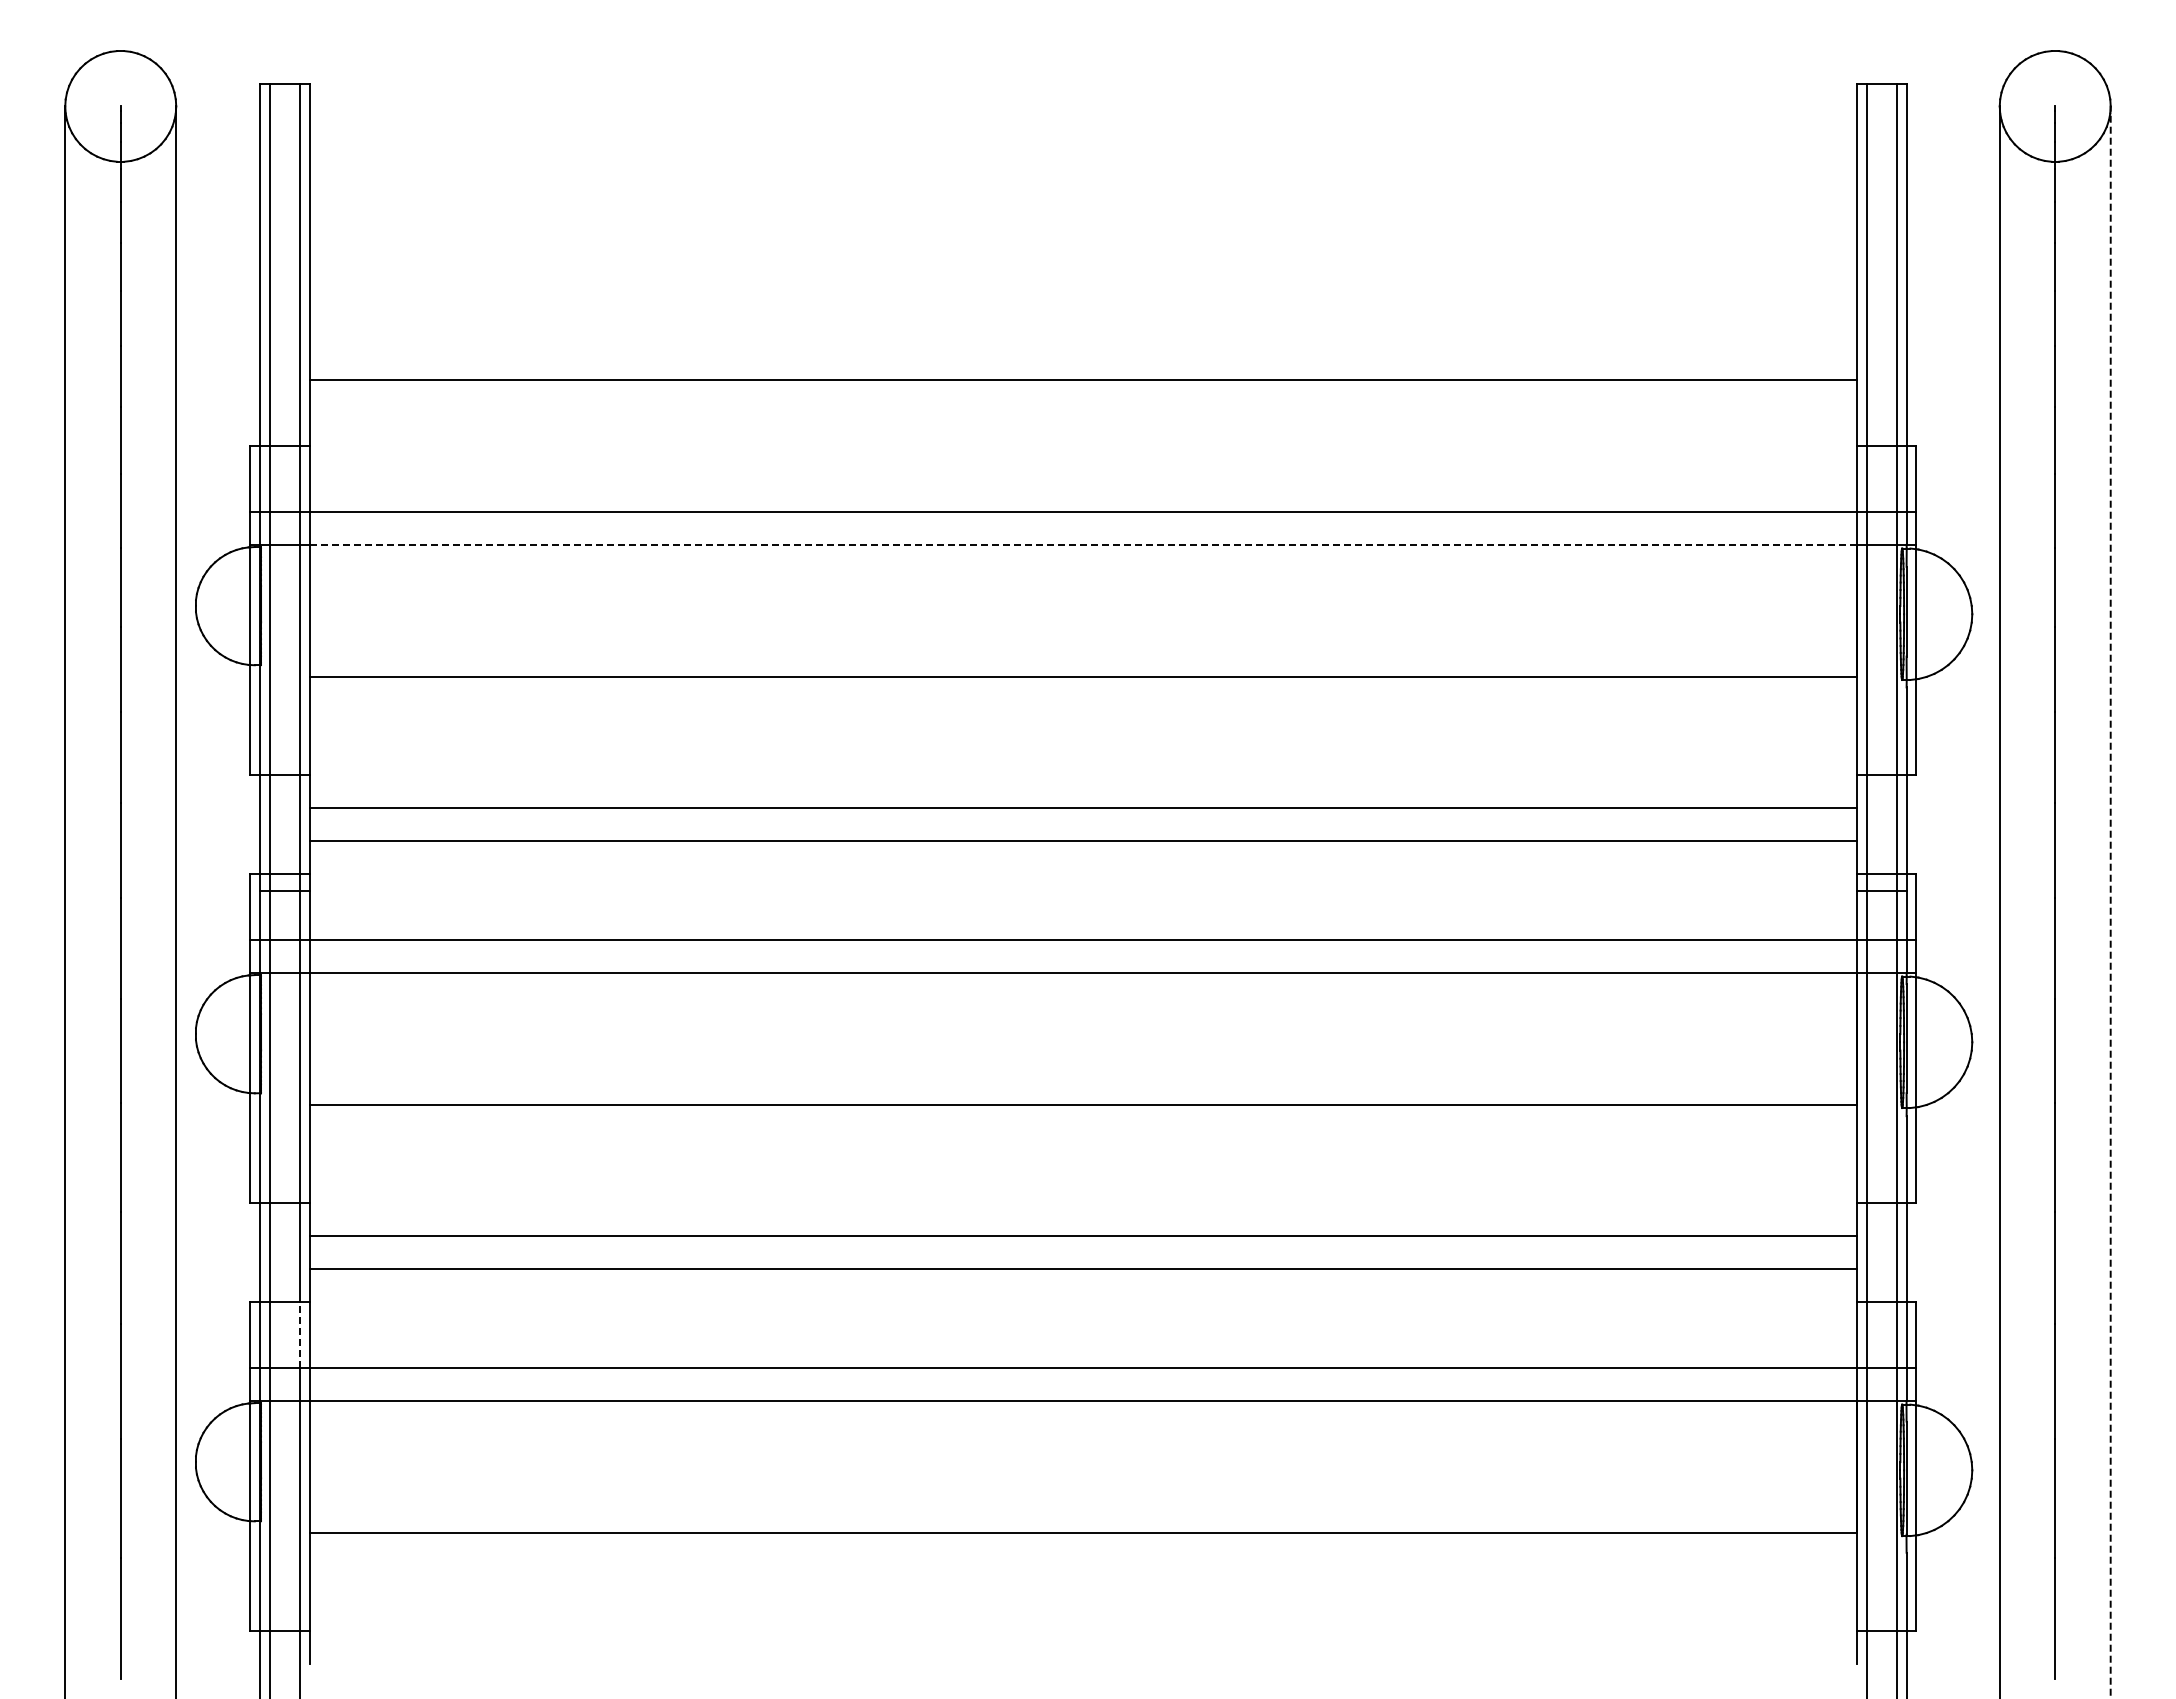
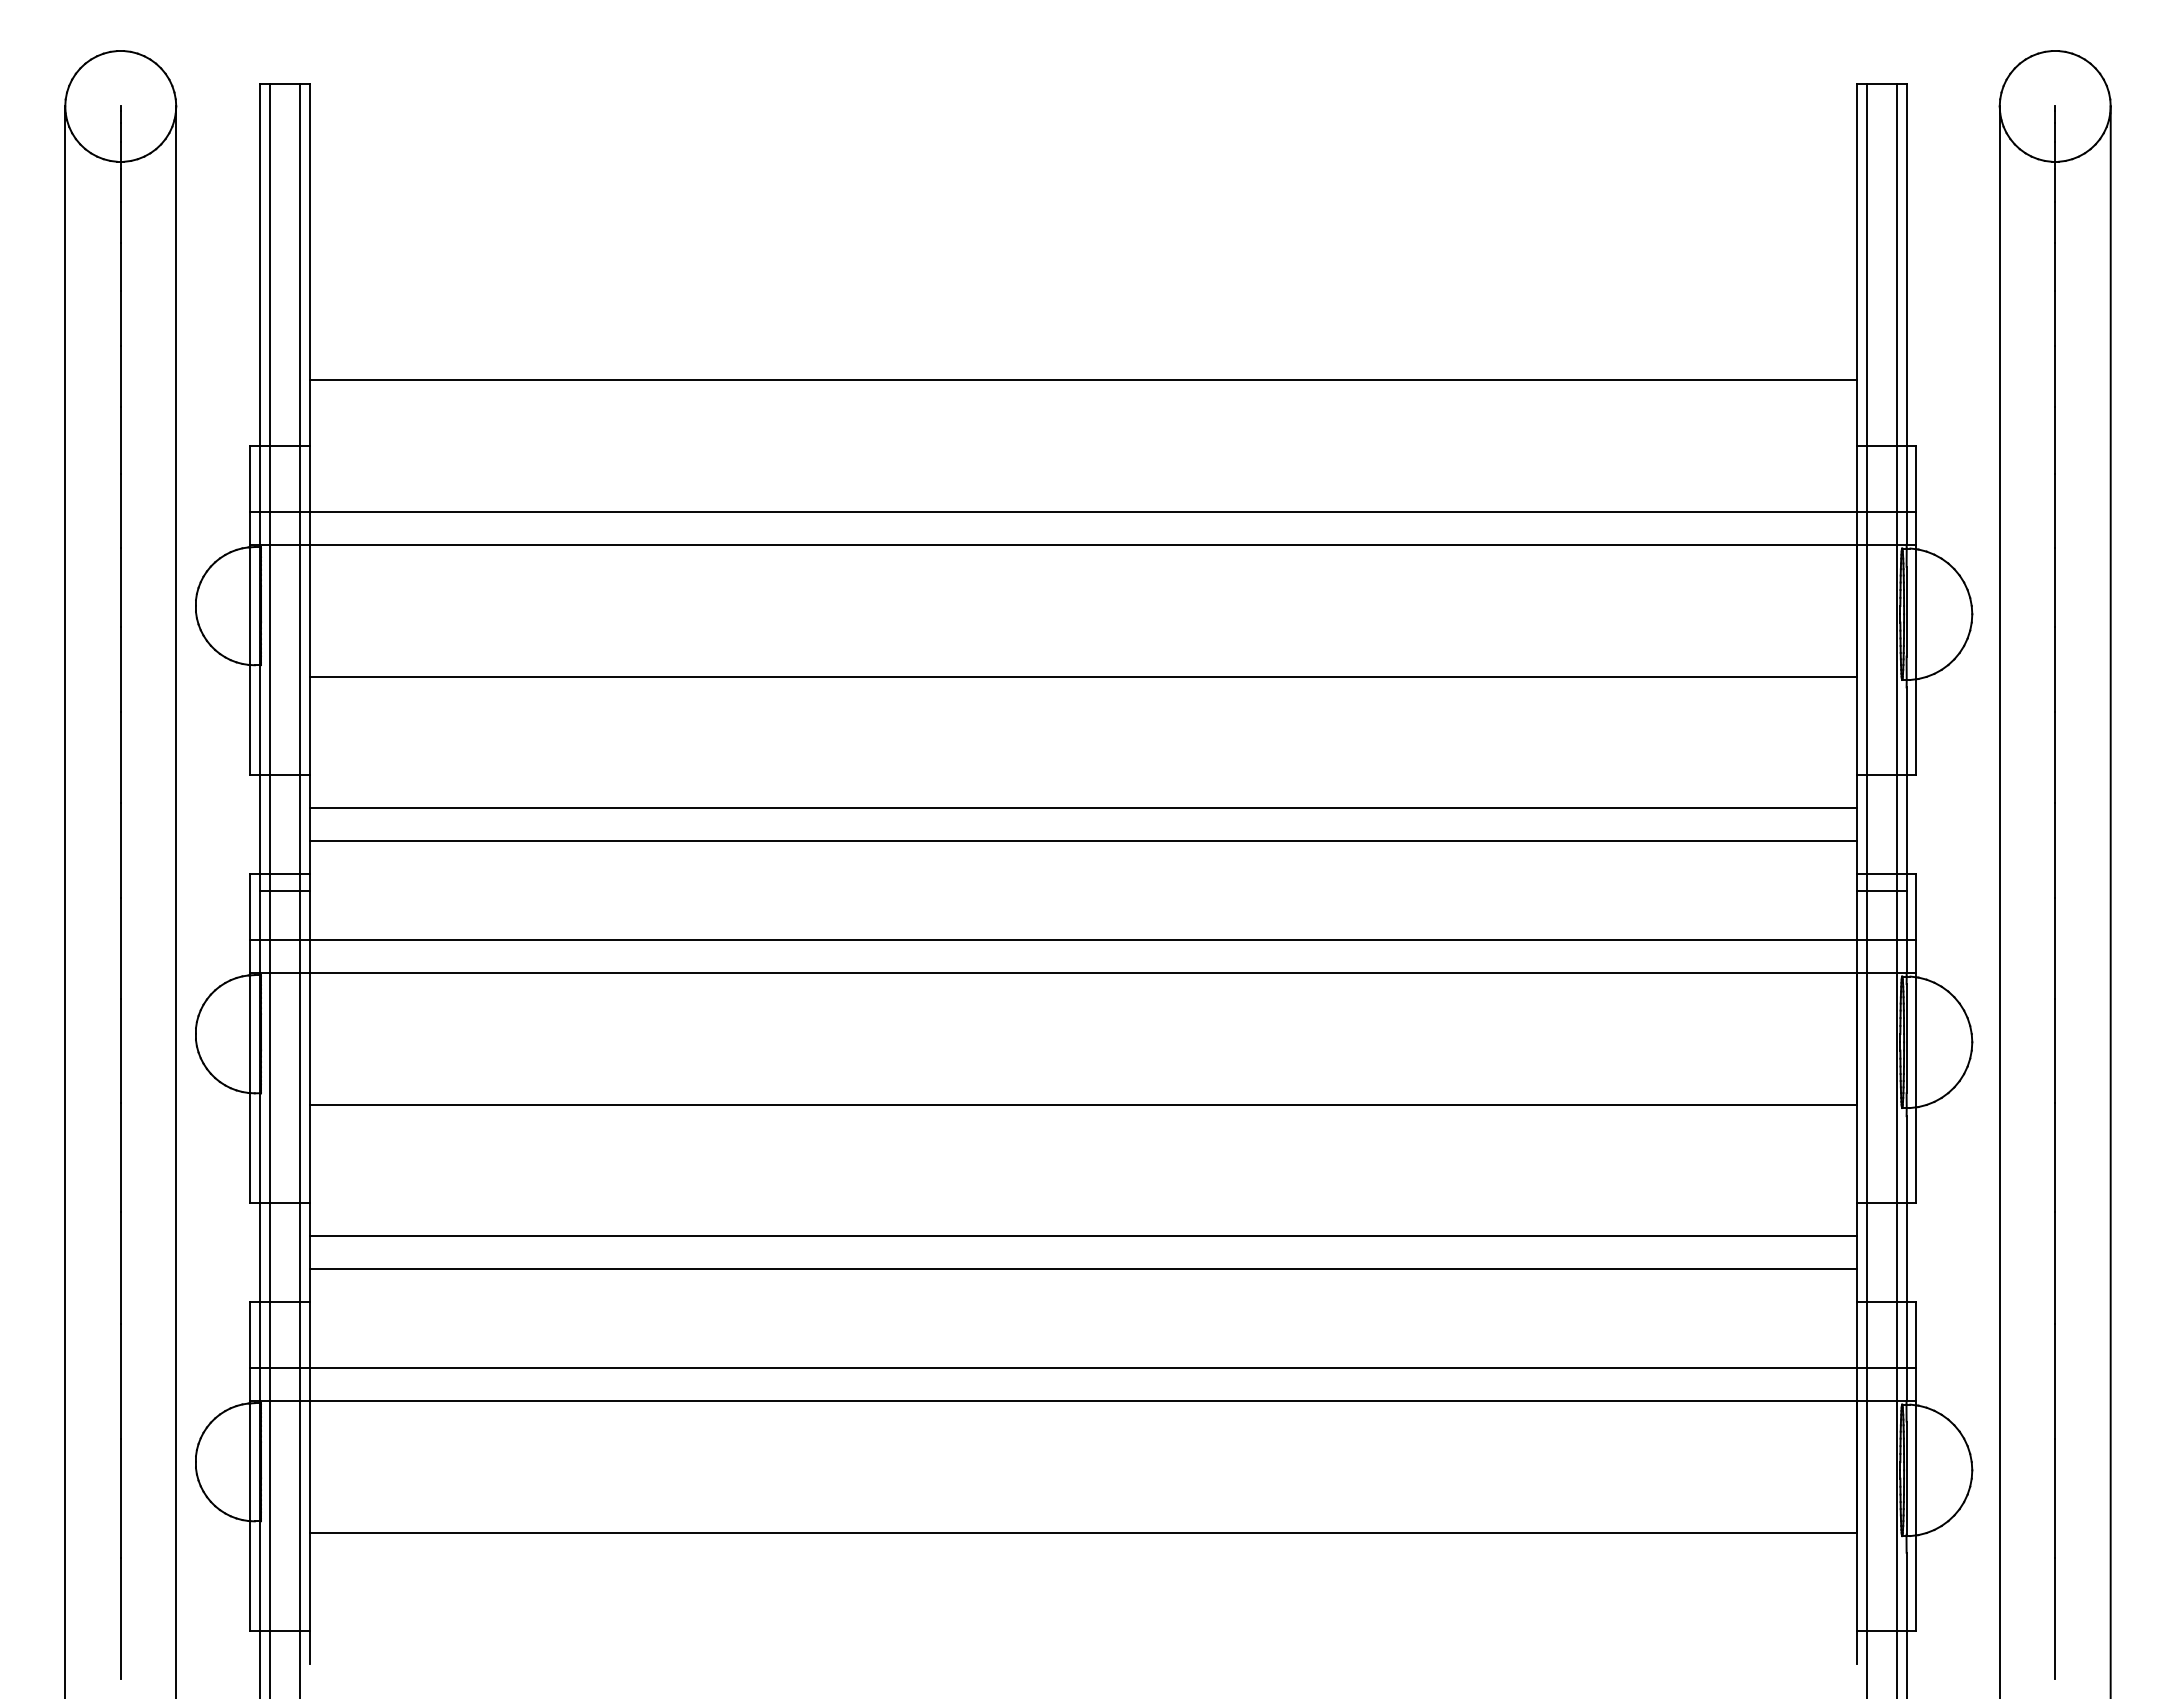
line: dashed -> solid (1083, 544)
line: dashed -> solid (2110, 902)
line: dashed -> solid (299, 1335)
